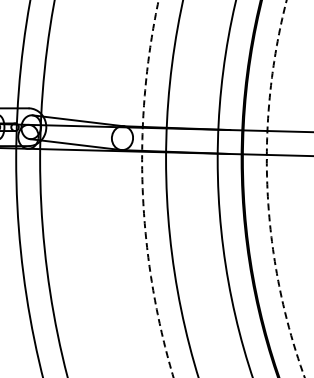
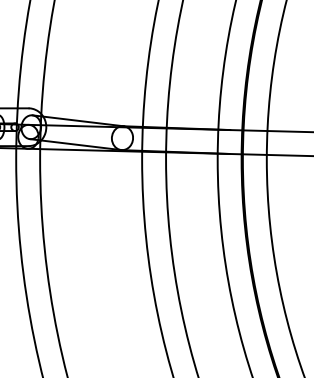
circle: dashed -> solid (157, 188)
circle: dashed -> solid (285, 188)
